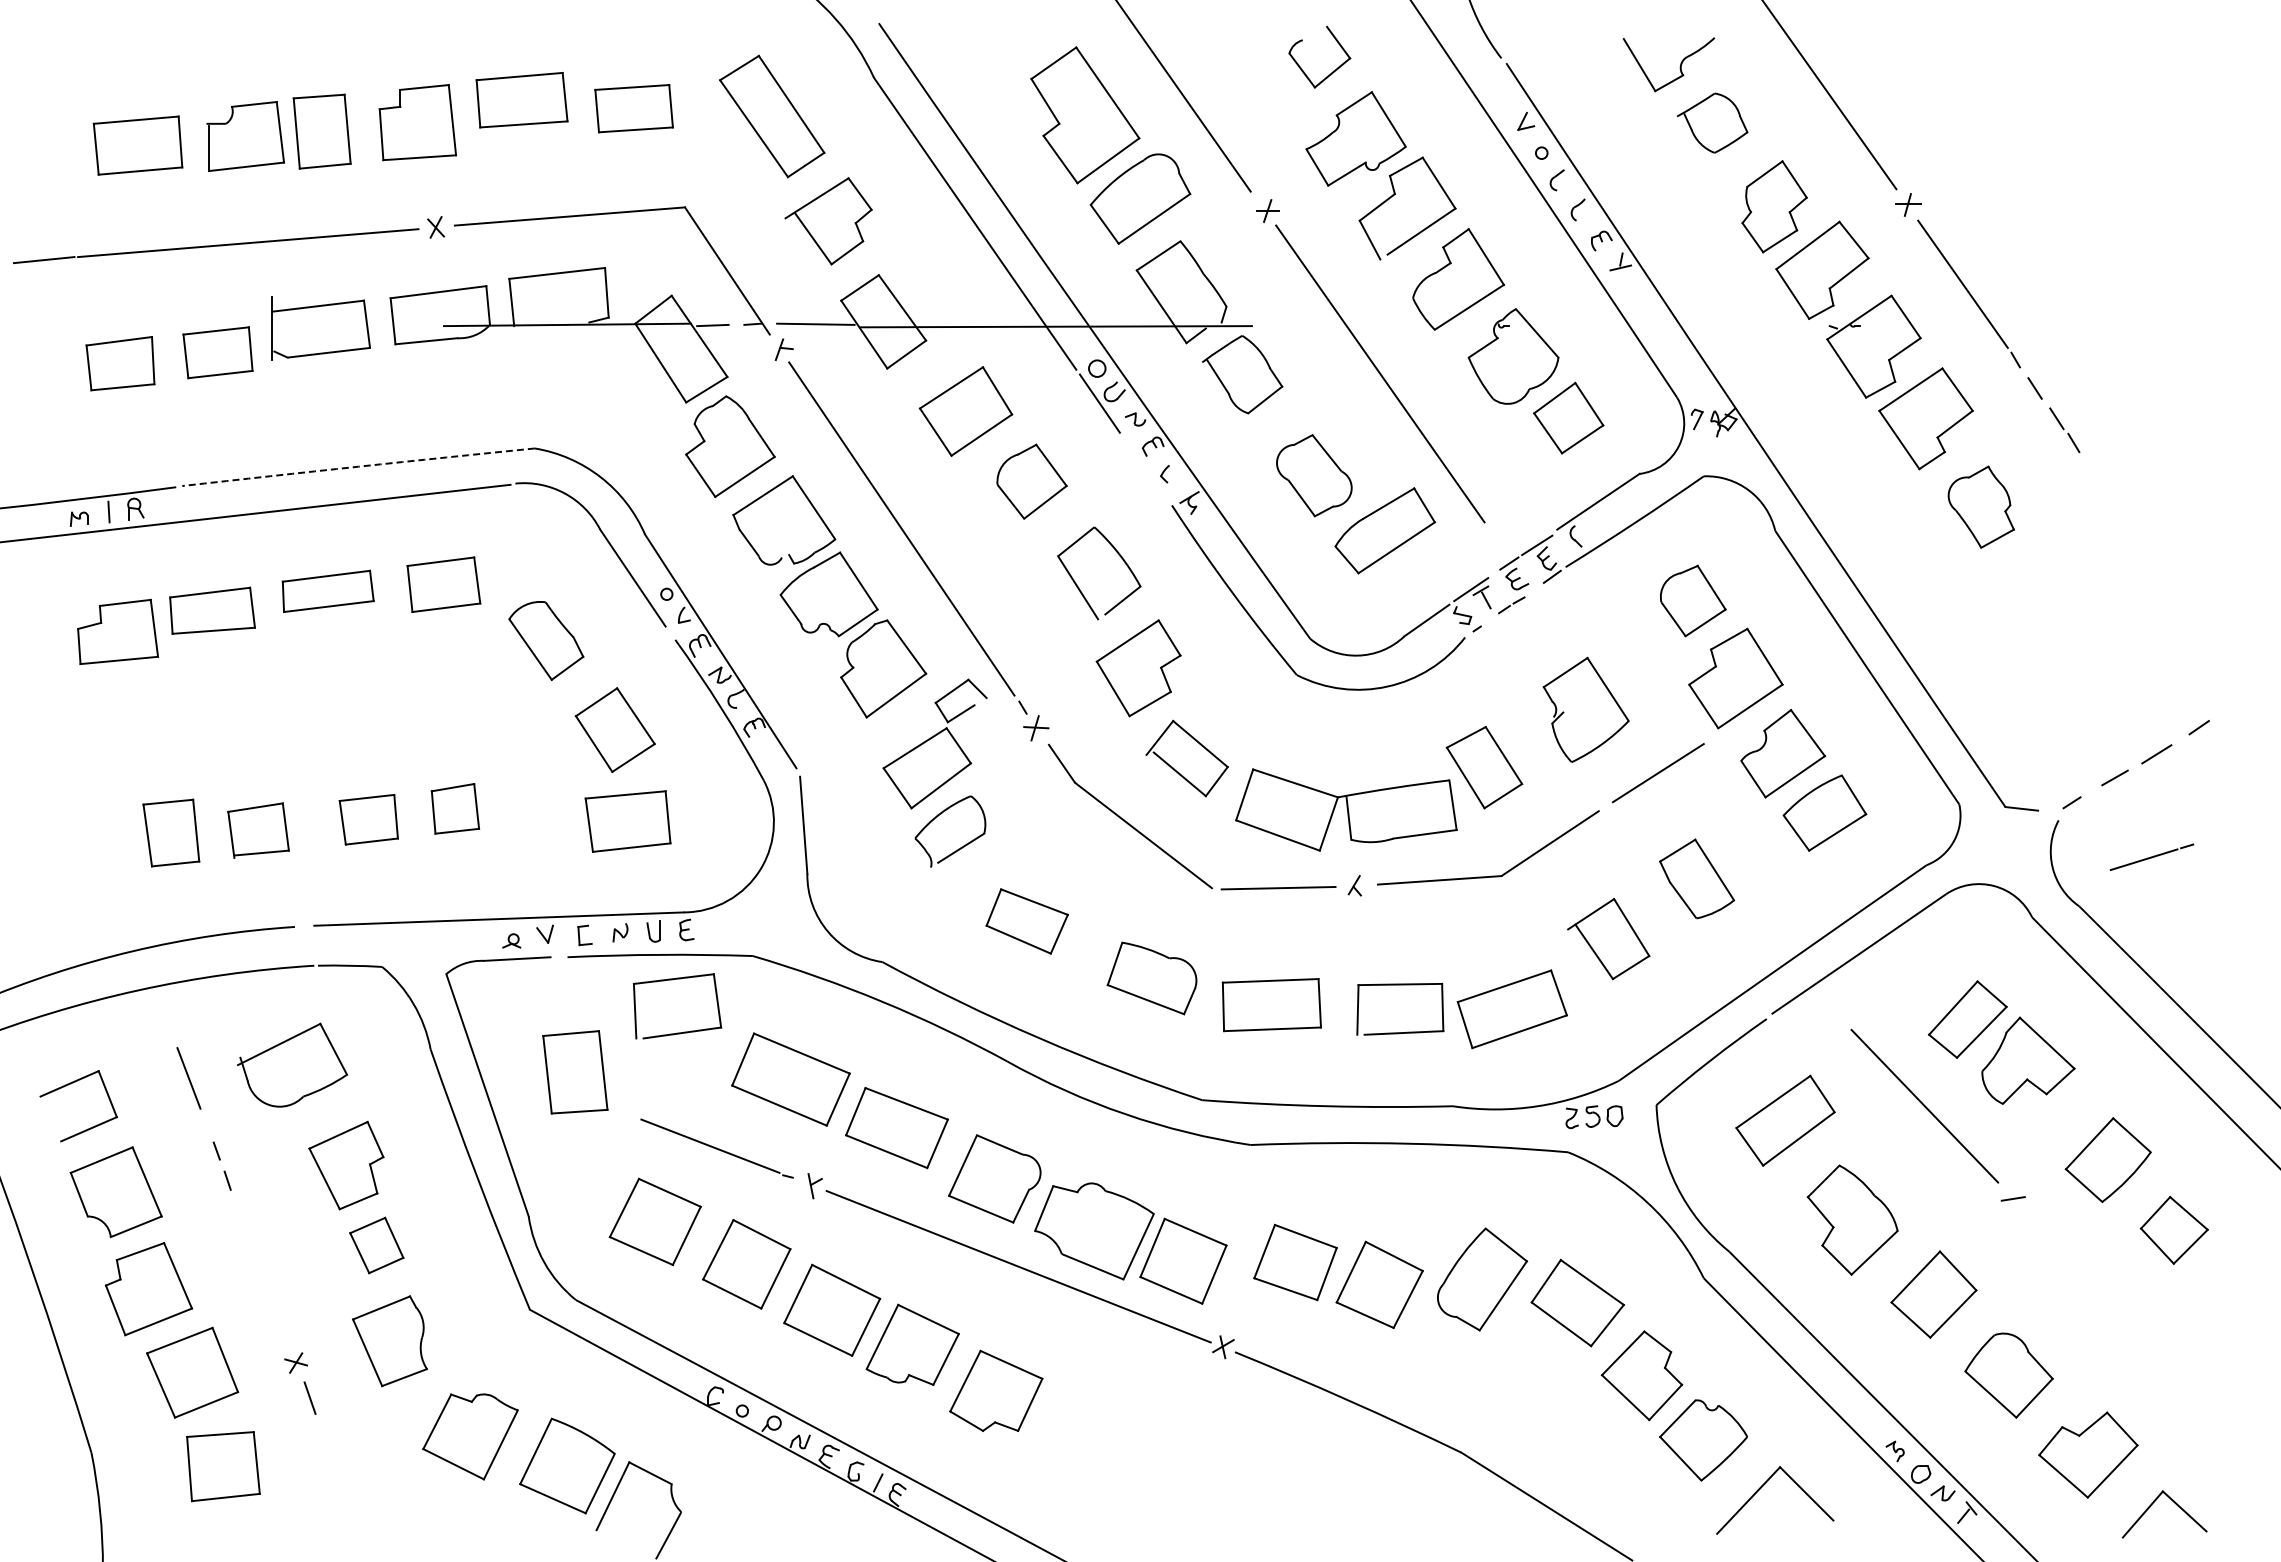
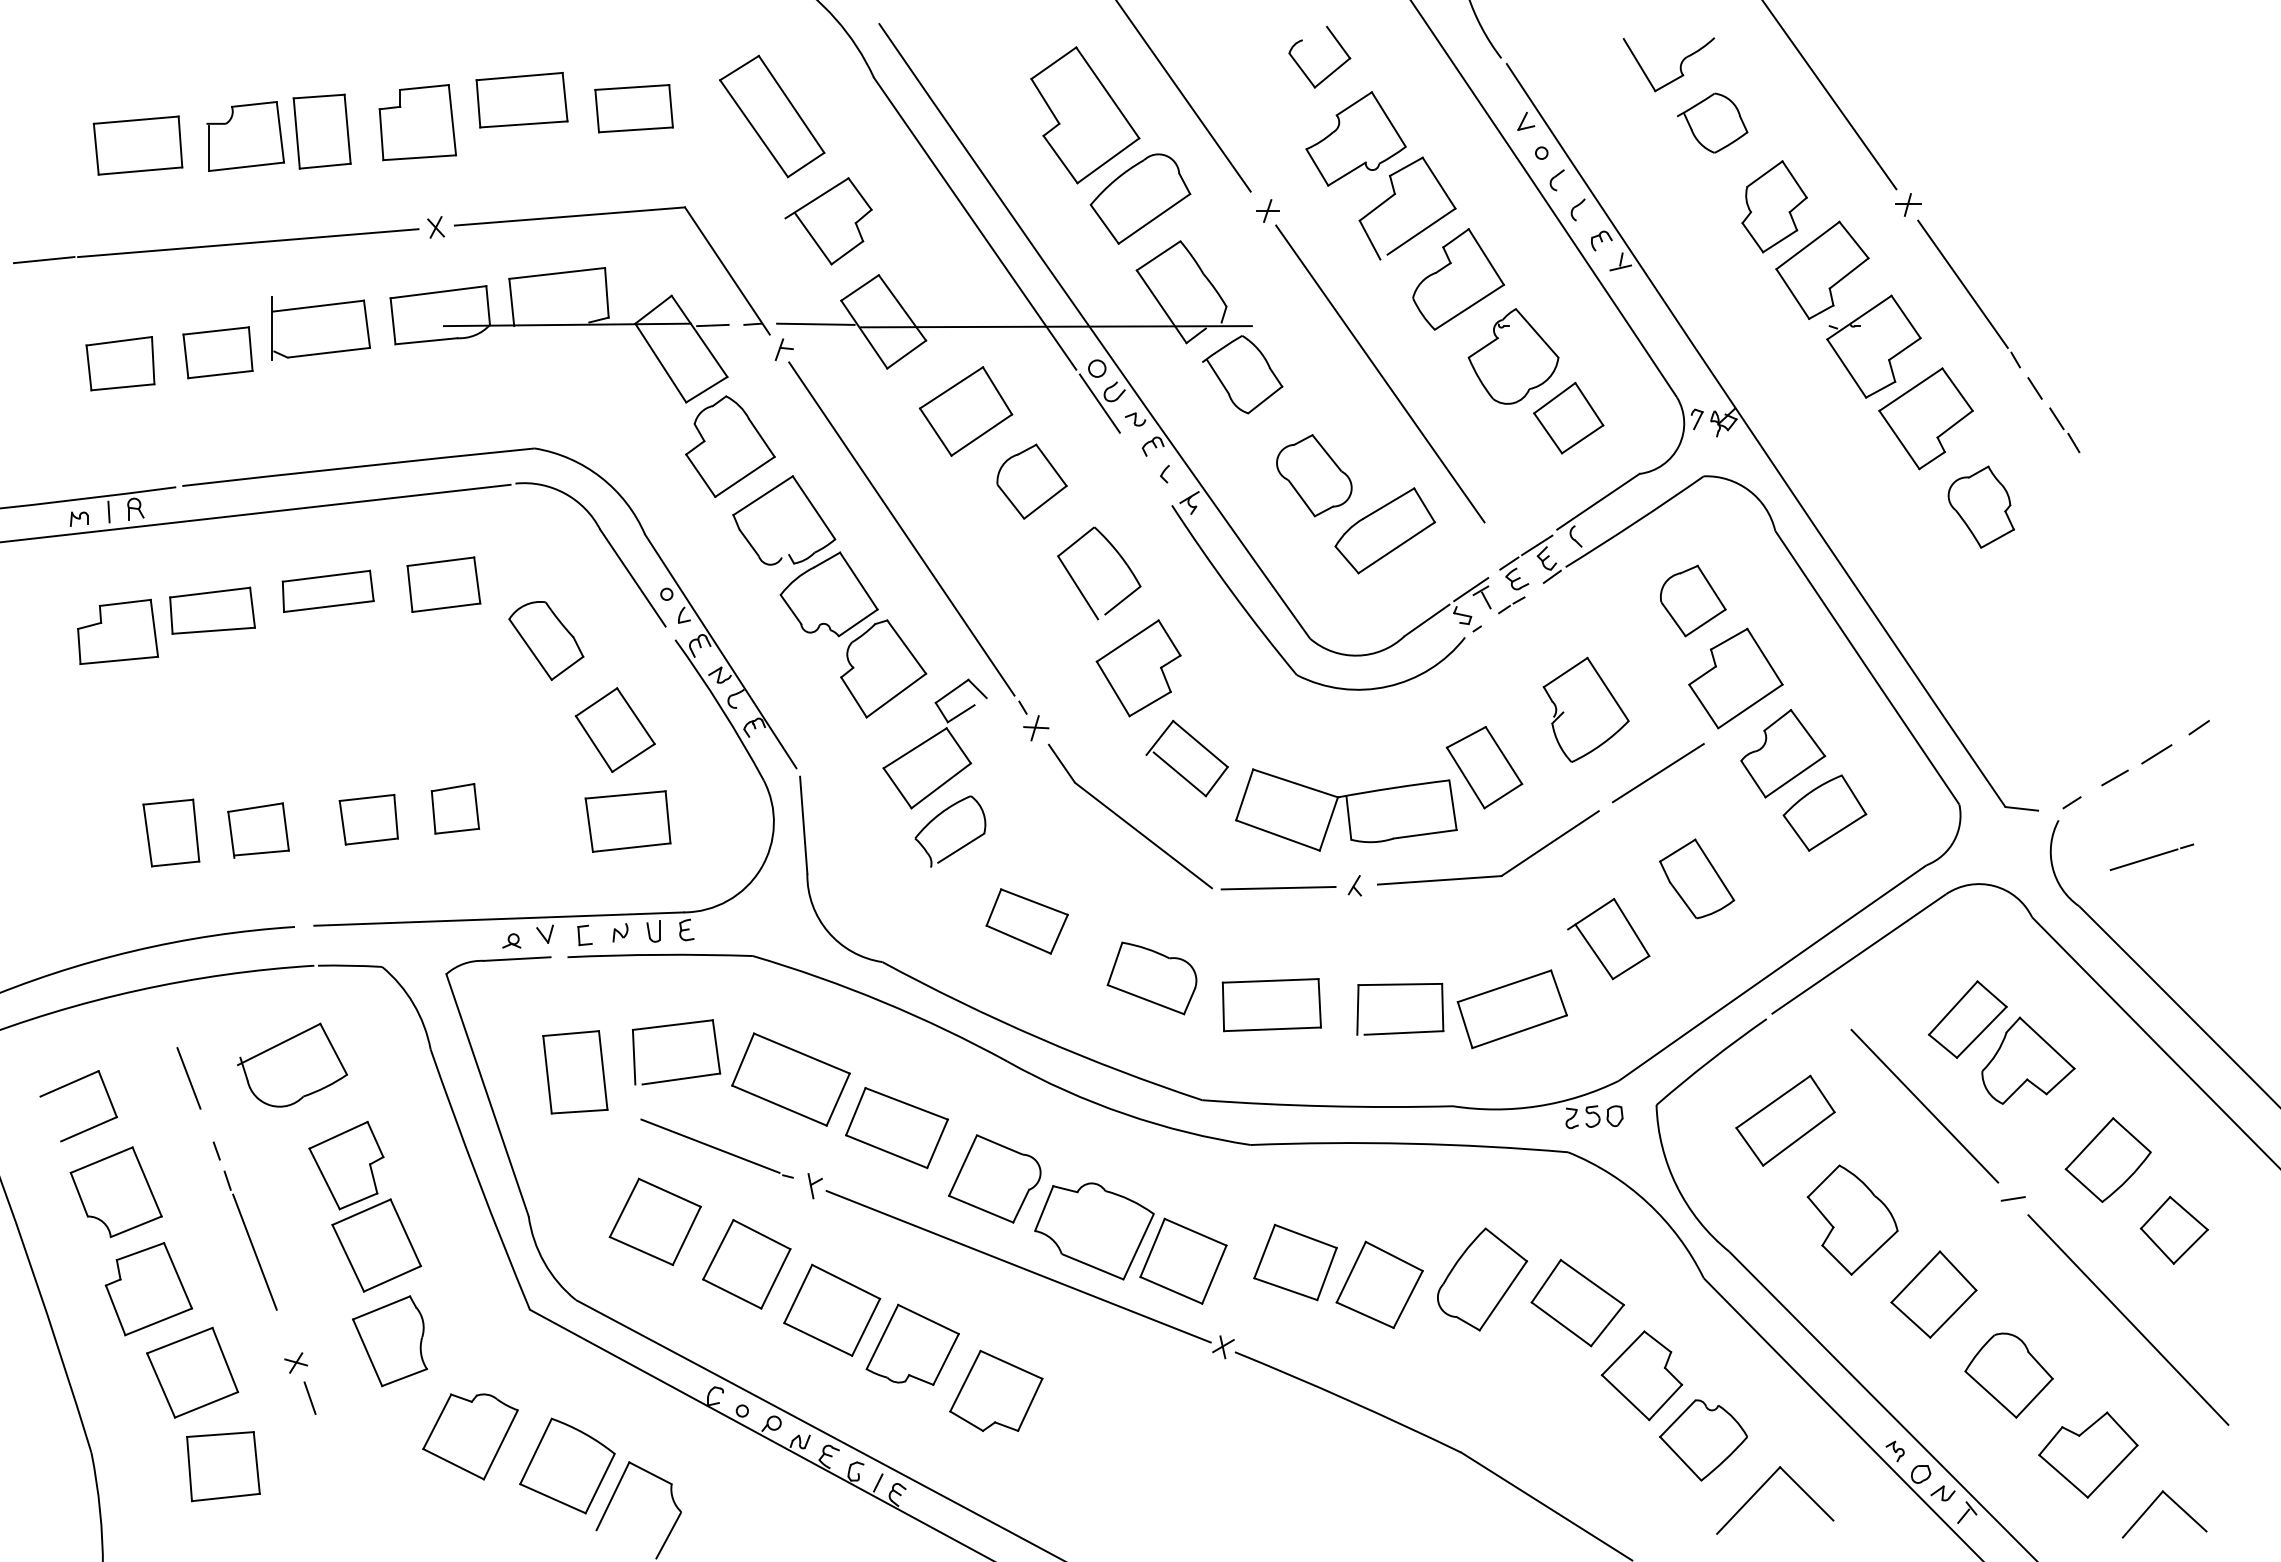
arc: dashed -> solid (358, 466)
part position: (683, 1031) -> (682, 1077) (682, 1077)
part size: 56x59 px -> 92x95 px (376, 1245)
line: none -> present (254, 1251)
line: none -> present (2128, 1319)
